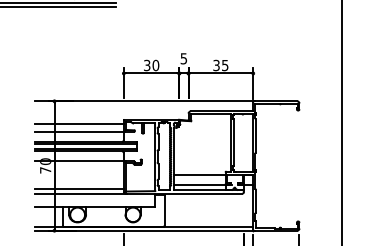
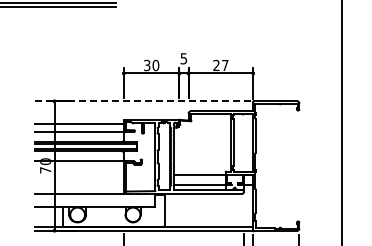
text: 35 -> 27 (220, 65)
line: solid -> dashed (145, 101)
line: present -> none (79, 189)
